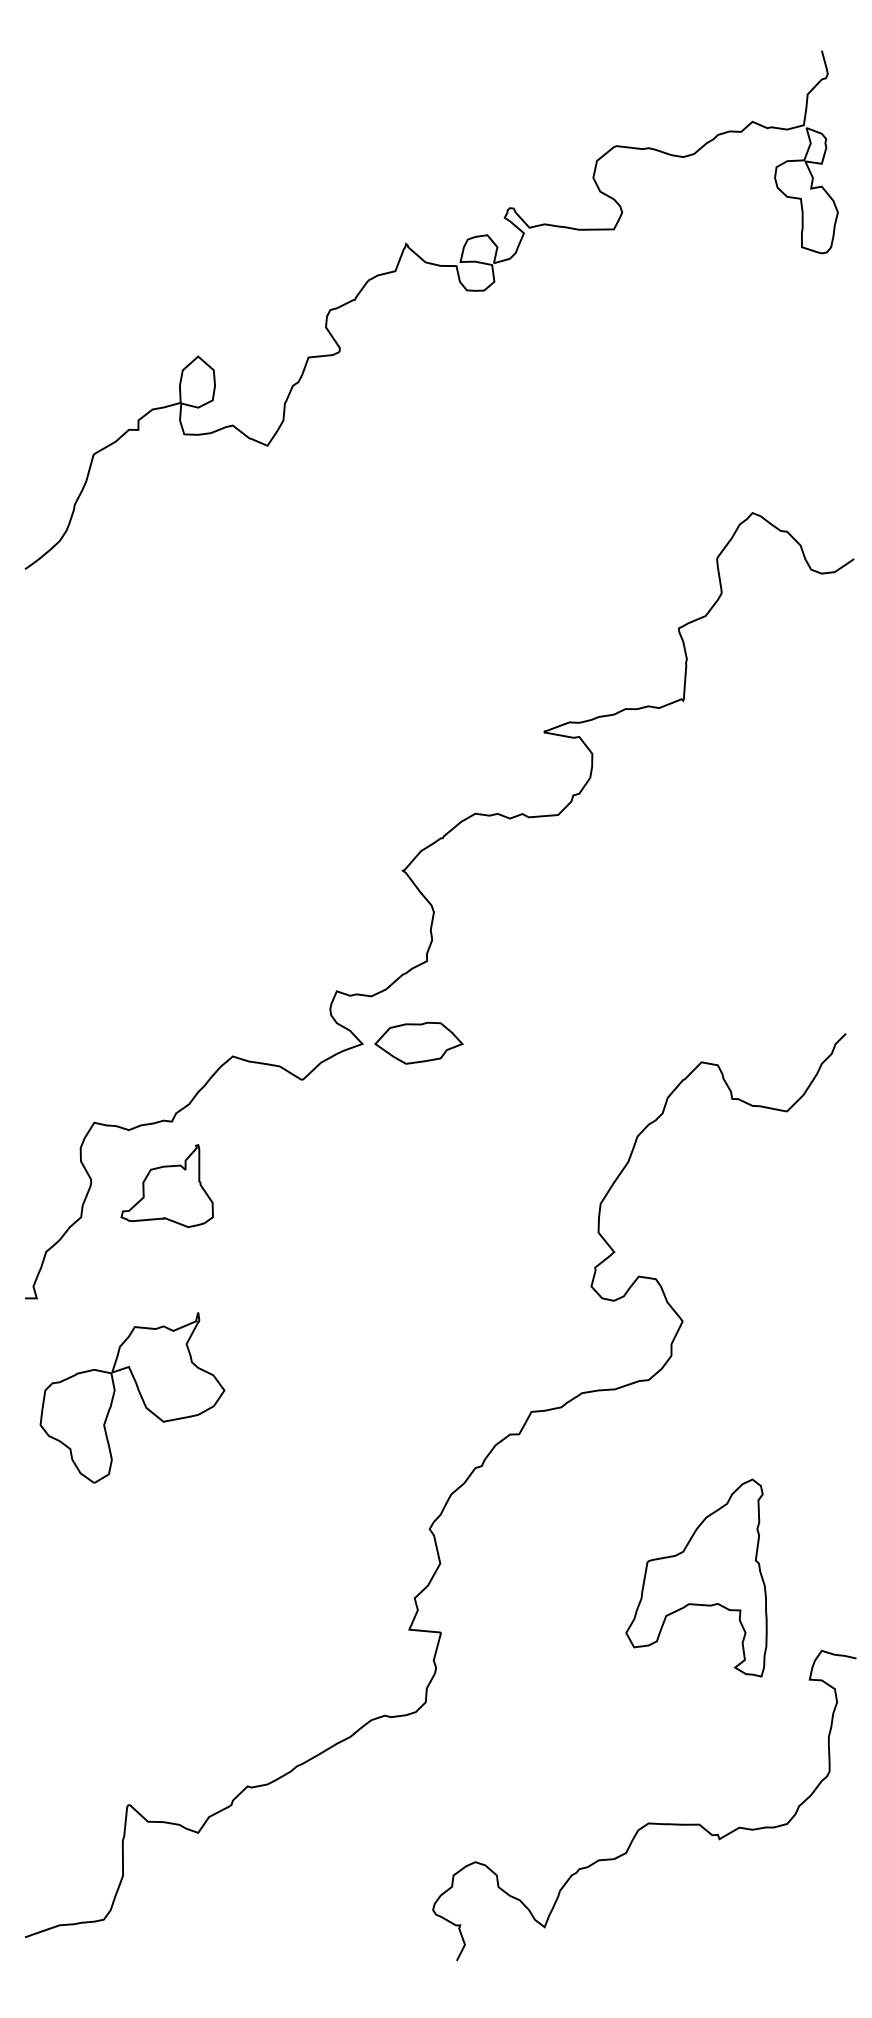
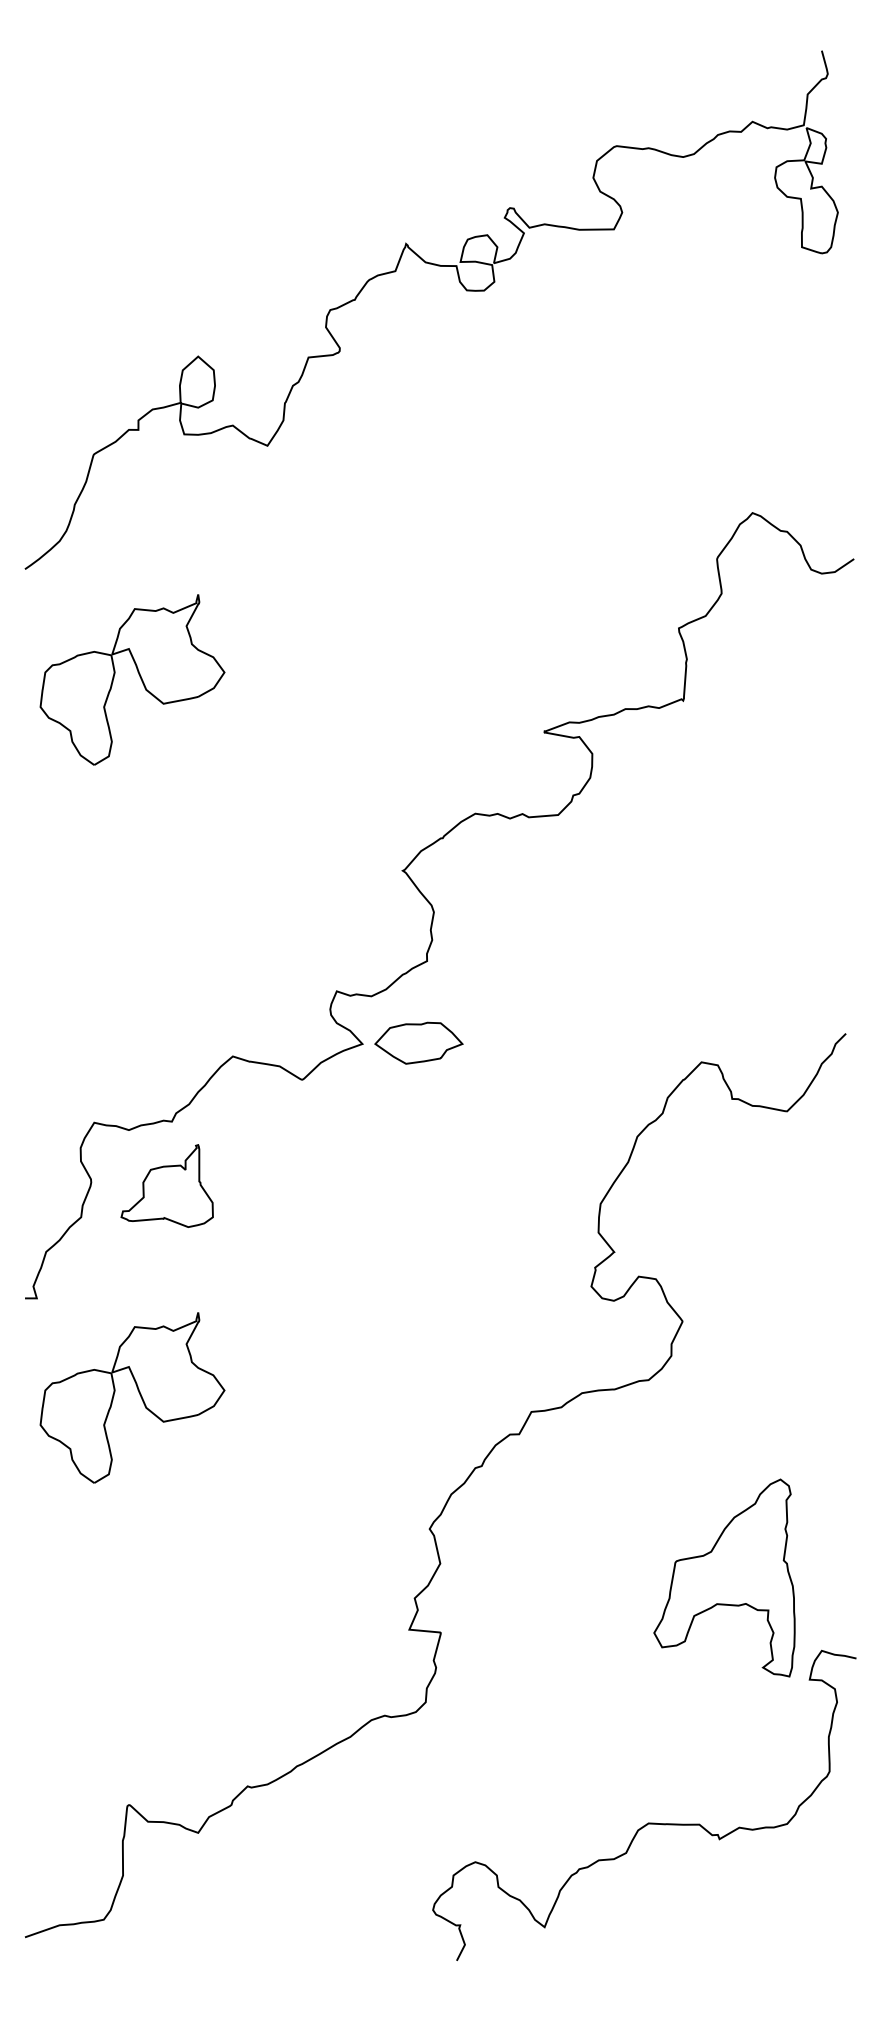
part: none -> present (139, 676)
part position: (696, 1577) -> (724, 1577) (724, 1577)
